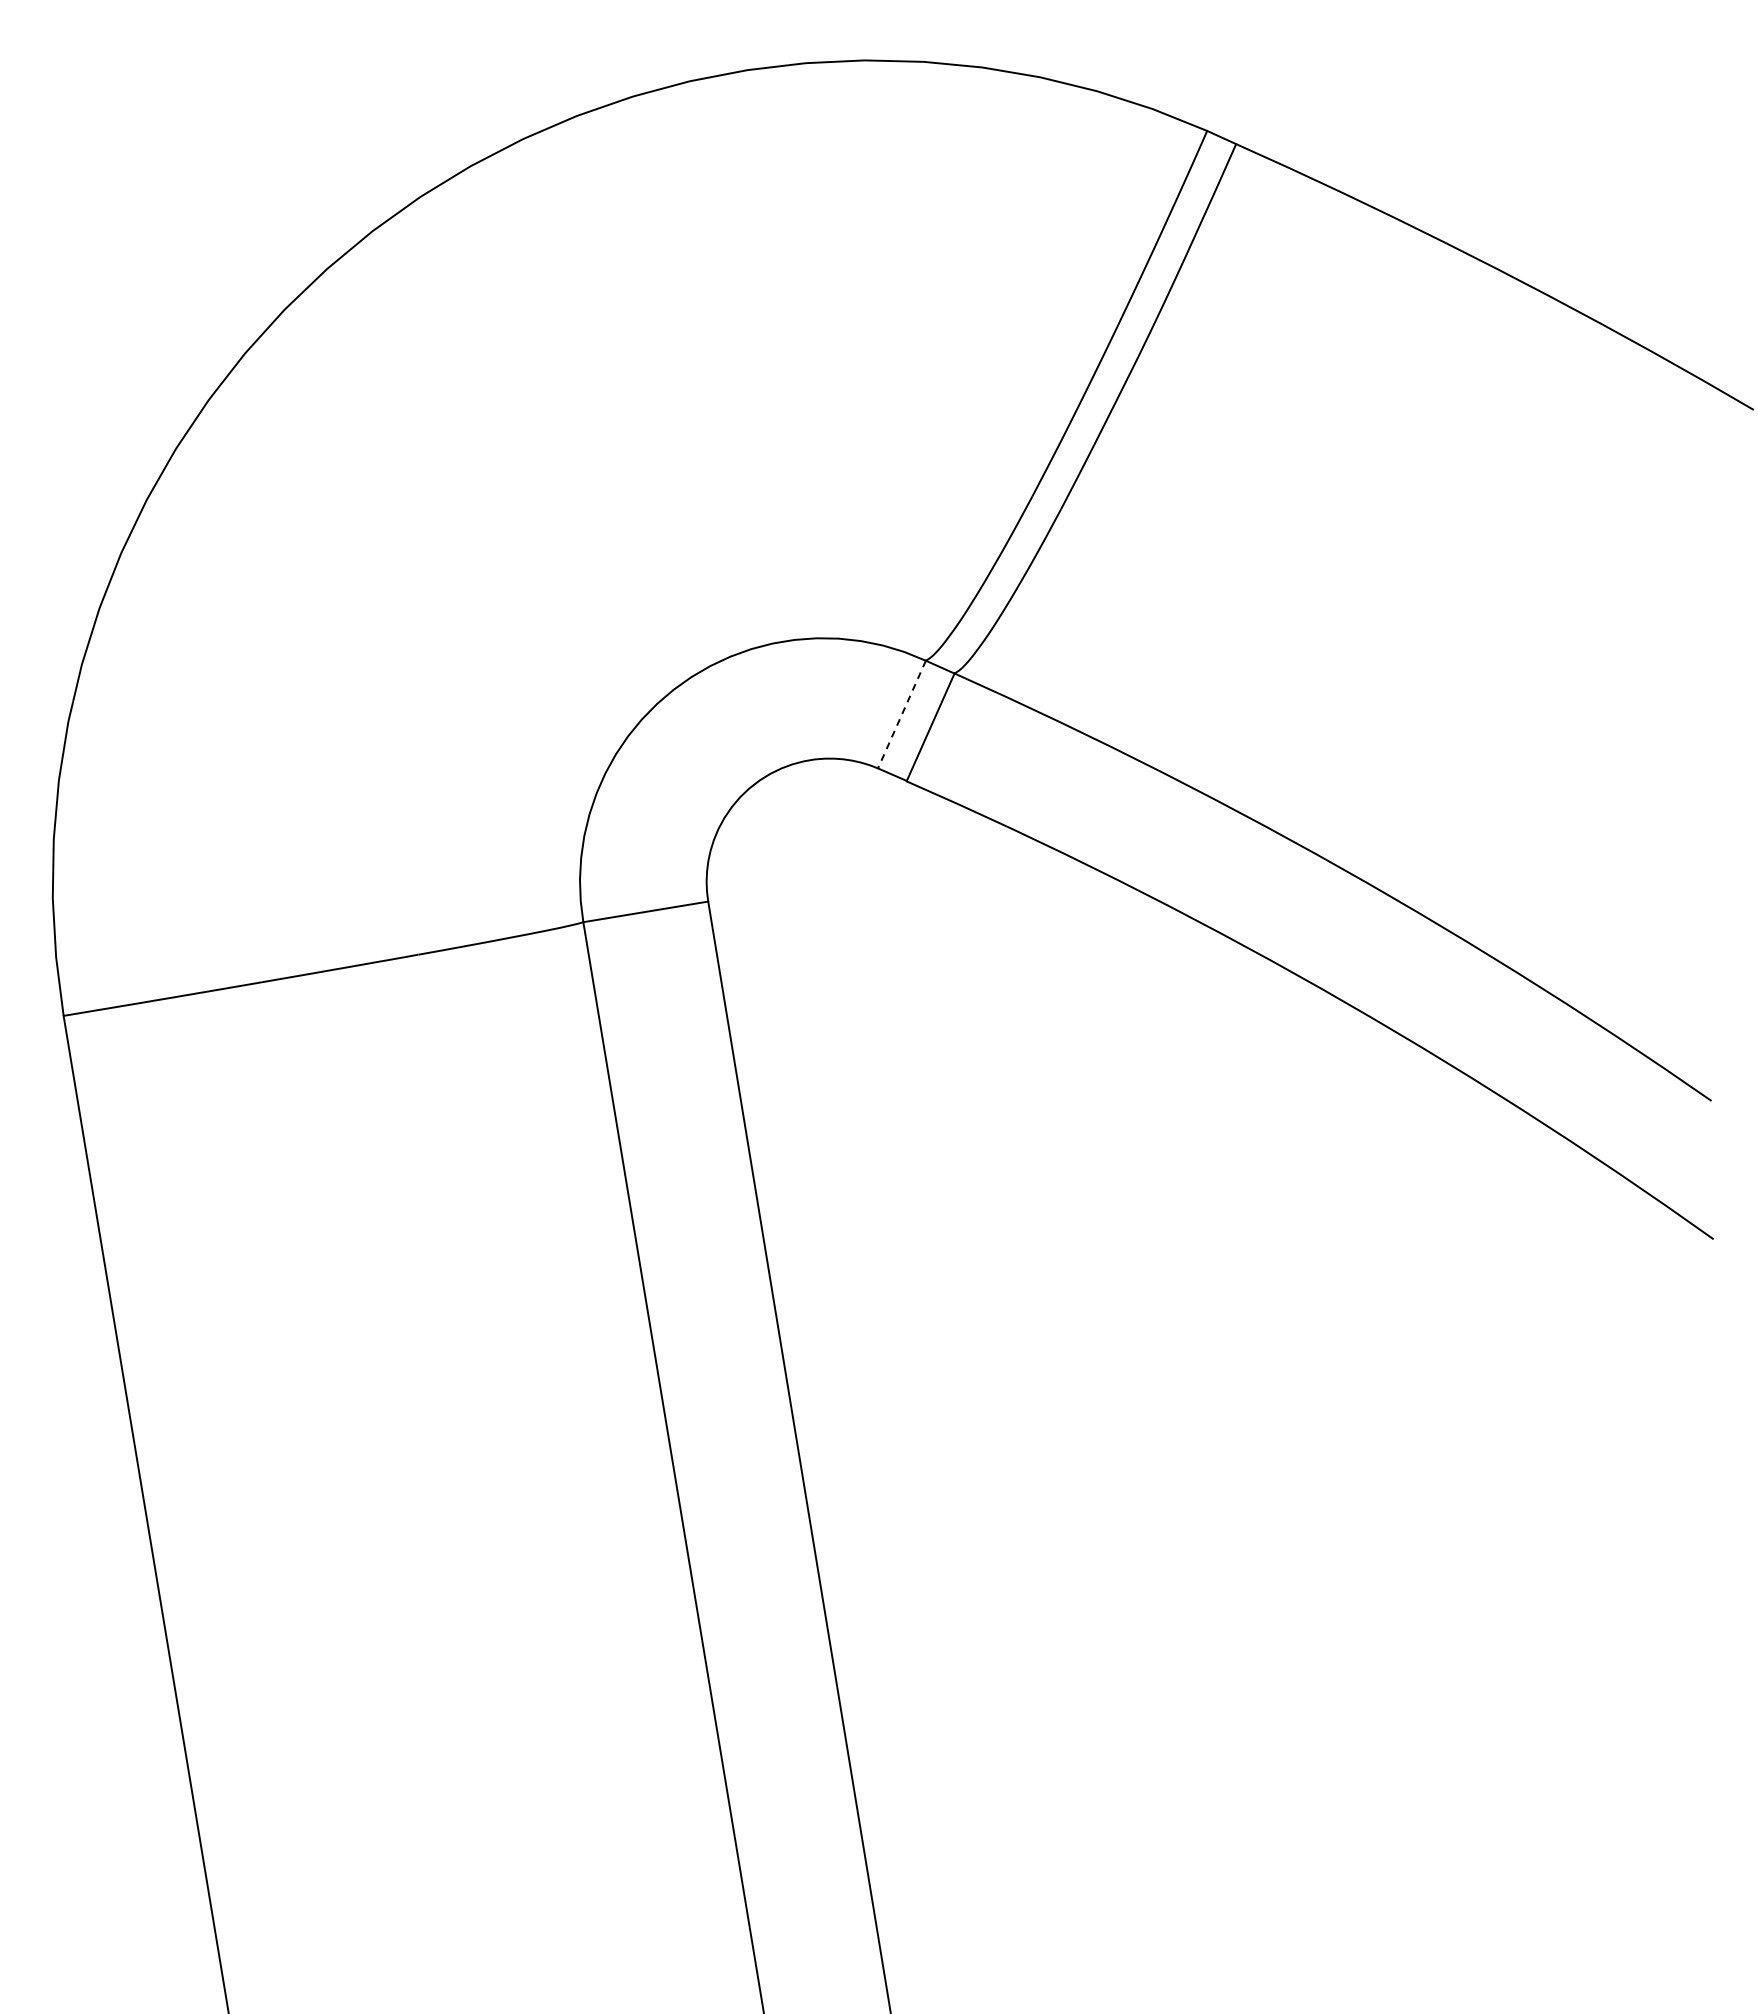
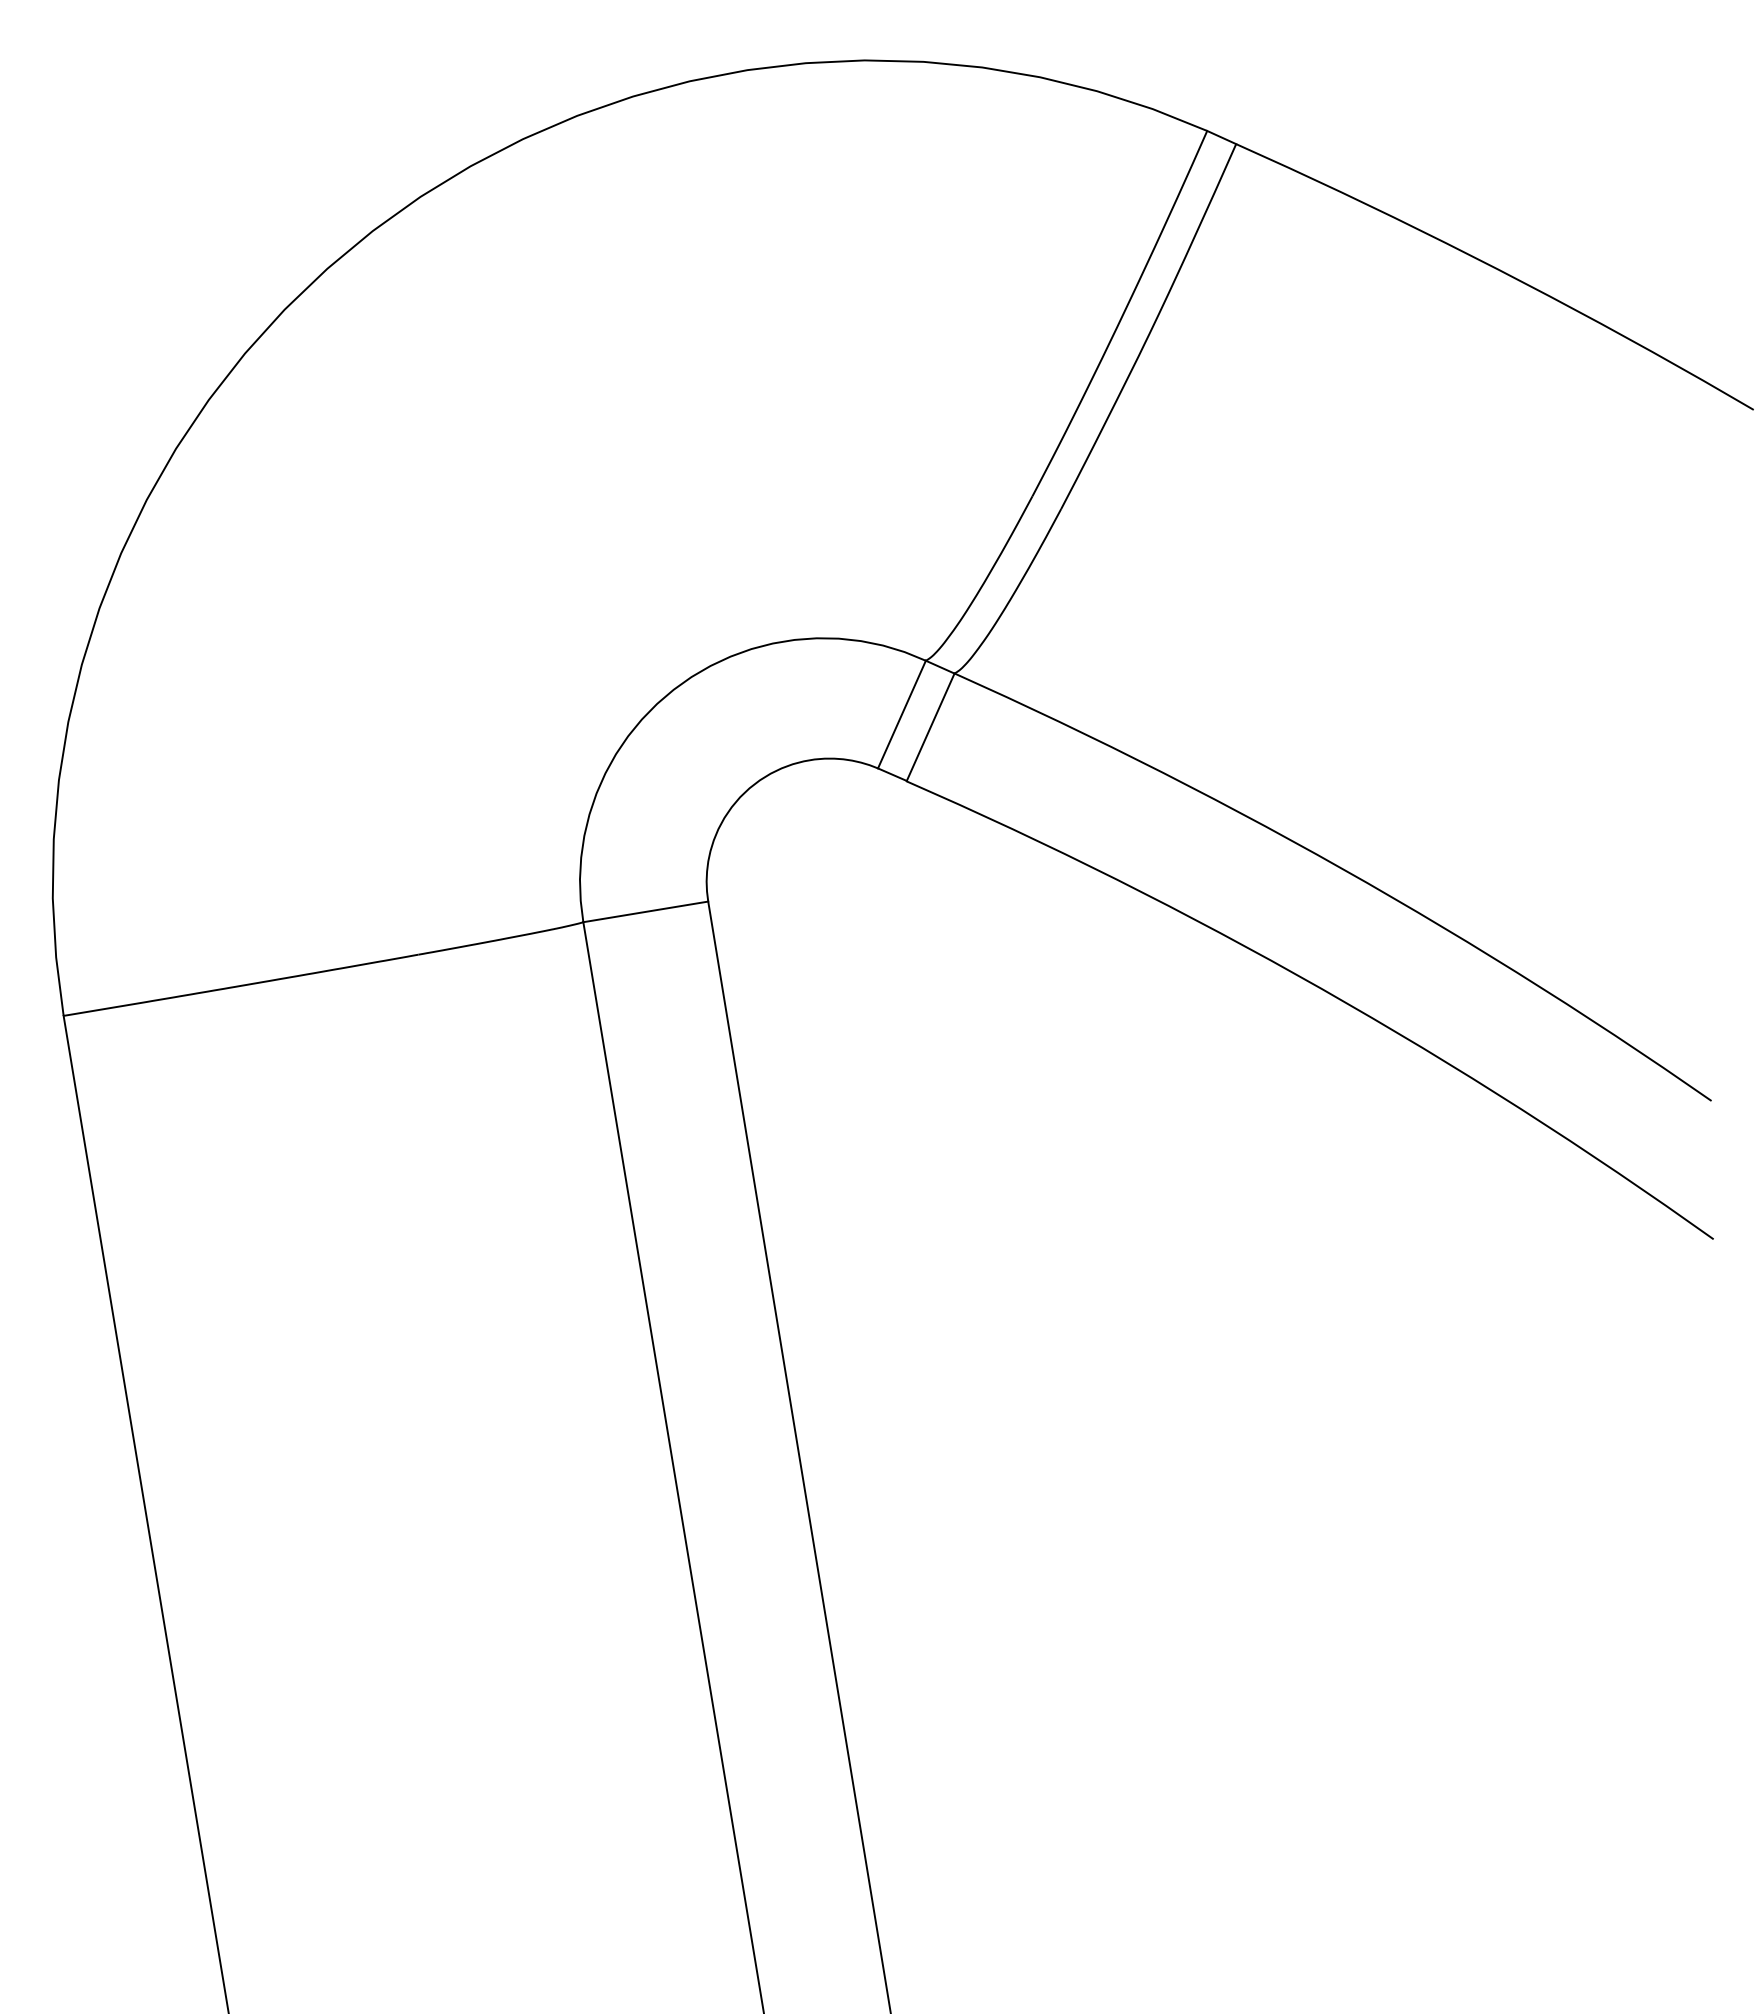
line: dashed -> solid (901, 714)
